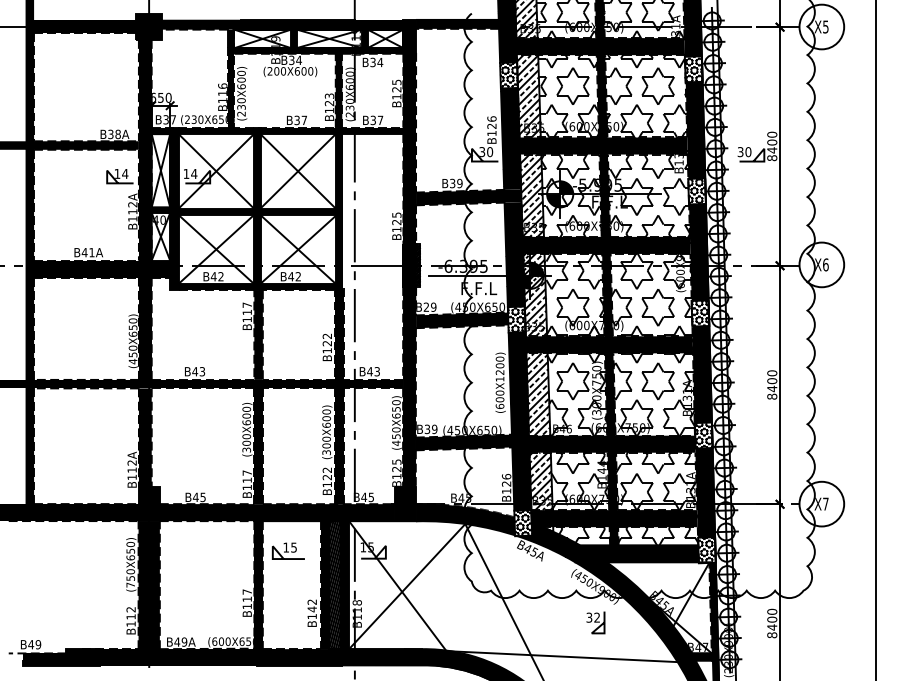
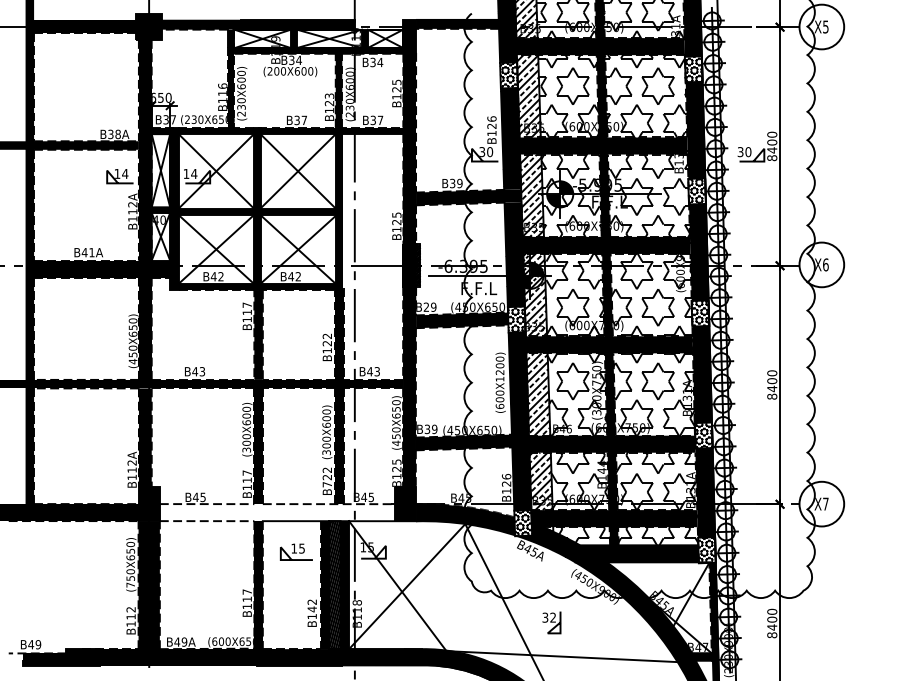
fill: present -> none (378, 24)
line: present -> none (875, 339)
text: B122 -> B722 (326, 484)
fill: present -> none (276, 512)
part position: (287, 550) -> (295, 551) (295, 551)
part position: (595, 622) -> (551, 622) (551, 622)
